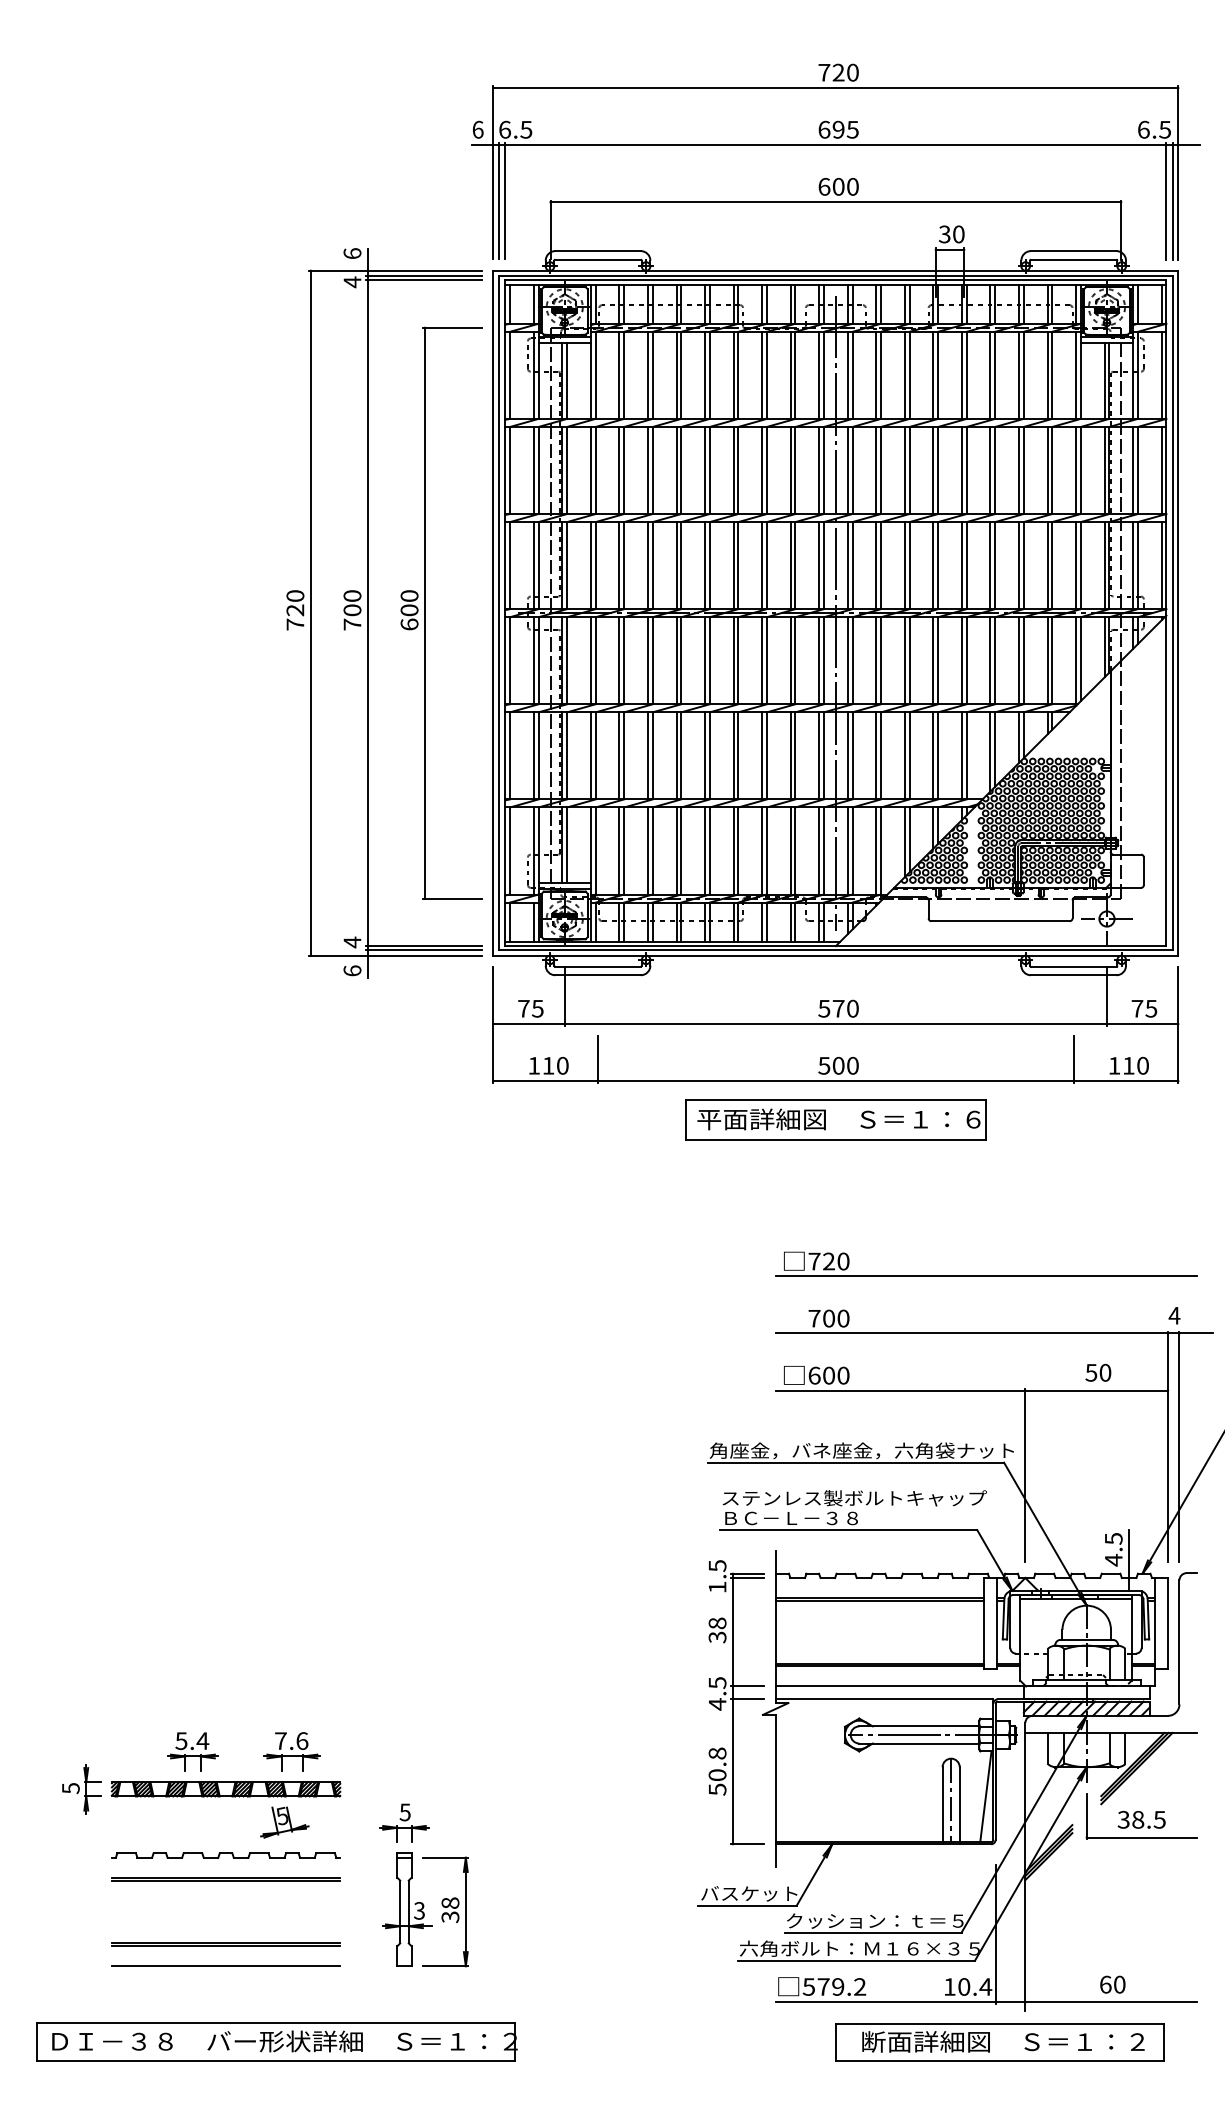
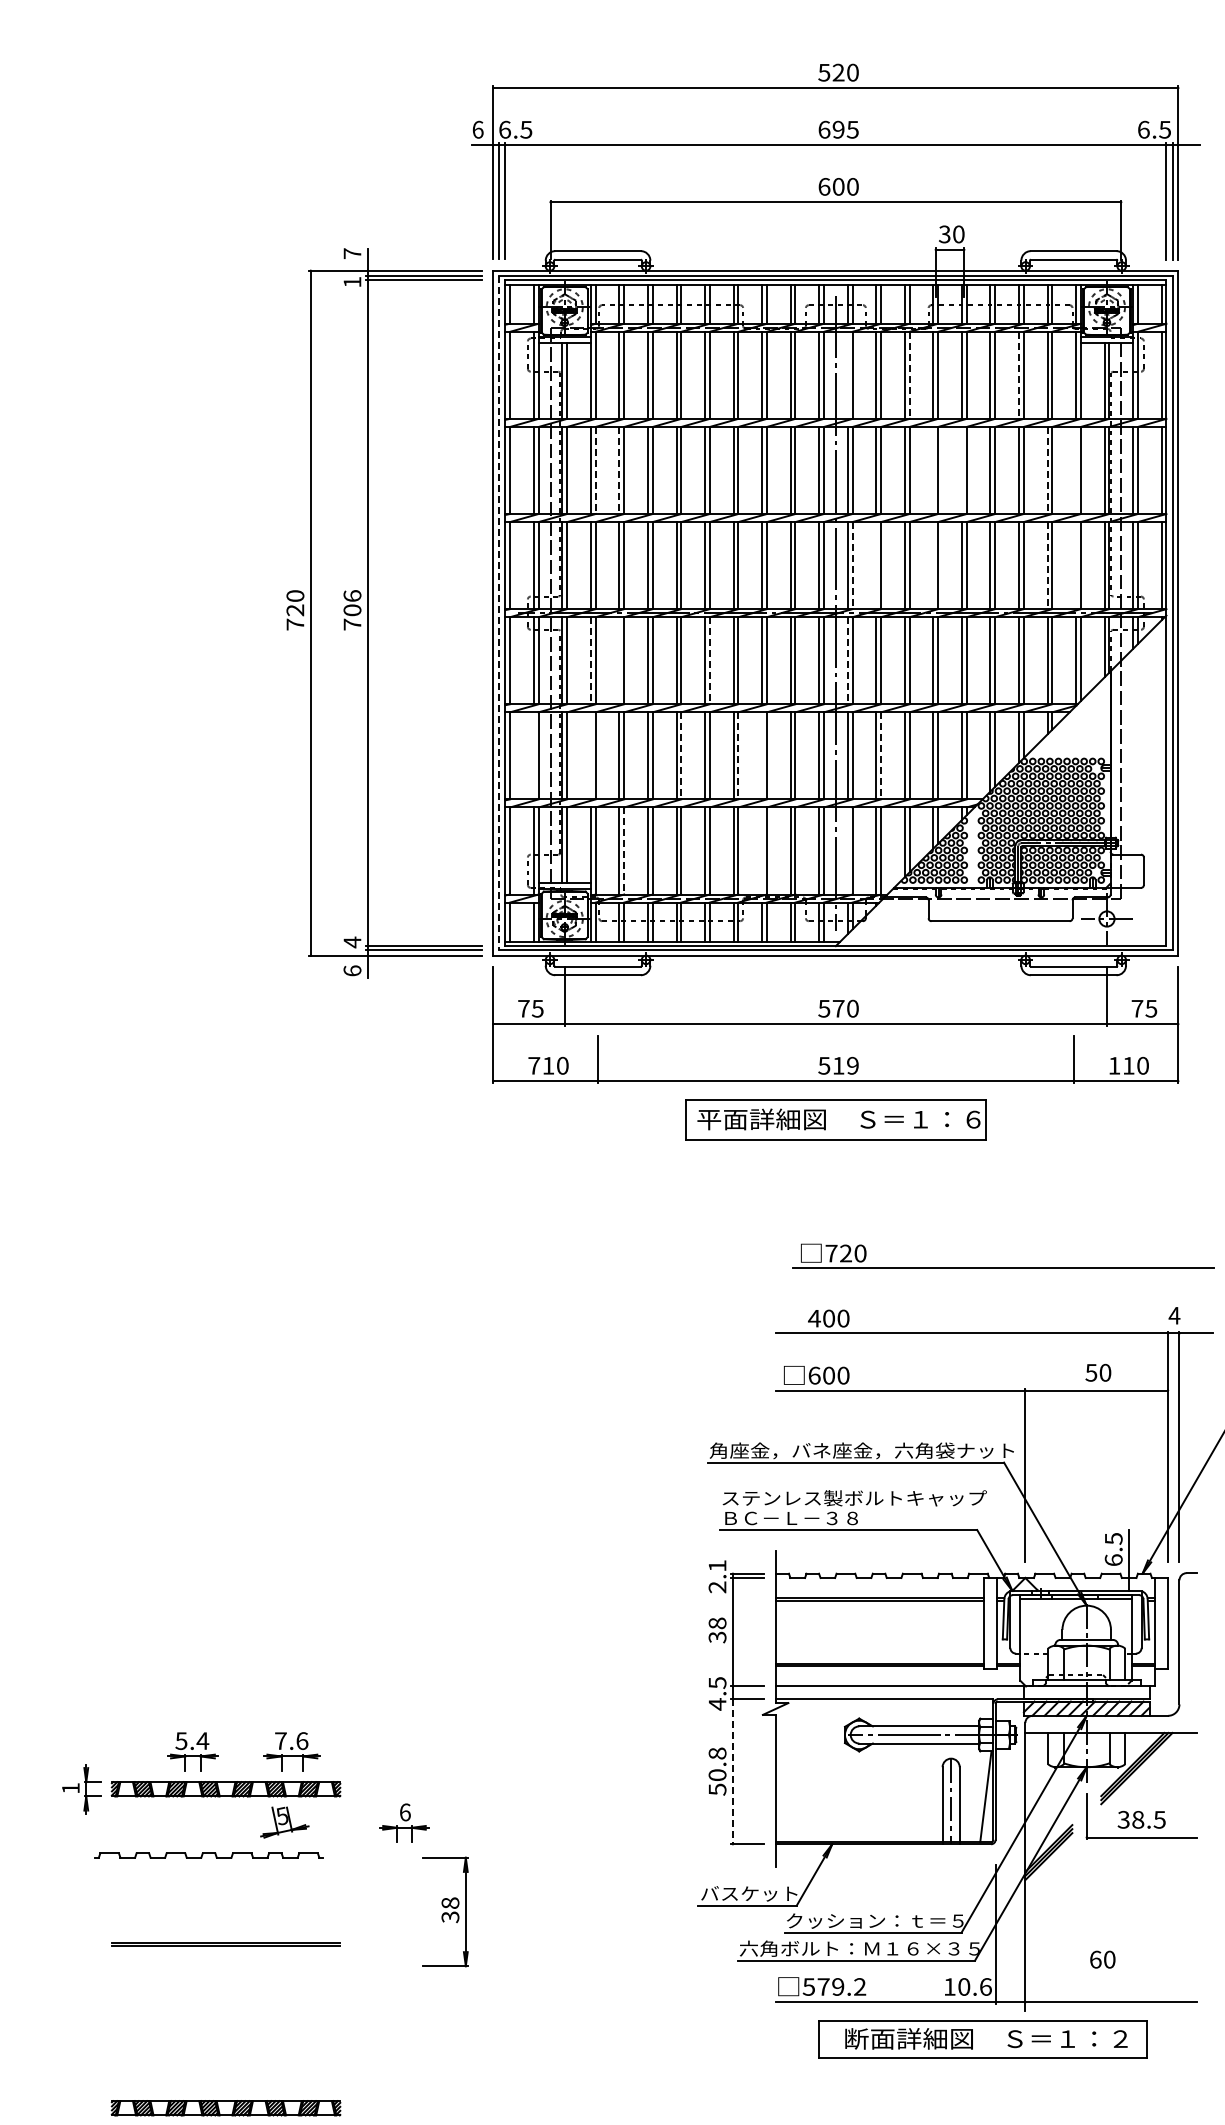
text: 720 -> 520 (824, 72)
text: 6 -> 7 (352, 253)
text: 4 -> 1 (352, 282)
line: present -> none (847, 374)
line: solid -> dashed (909, 375)
line: solid -> dashed (1018, 375)
line: solid -> dashed (595, 470)
line: solid -> dashed (619, 470)
line: present -> none (933, 470)
line: present -> none (961, 470)
line: solid -> dashed (1047, 470)
line: present -> none (1076, 470)
line: solid -> dashed (852, 565)
line: present -> none (876, 565)
line: present -> none (933, 565)
line: solid -> dashed (1047, 565)
line: present -> none (1076, 565)
text: 700 -> 706 (352, 595)
part: present -> none (425, 612)
line: solid -> dashed (499, 613)
line: solid -> dashed (590, 660)
line: present -> none (619, 660)
line: solid -> dashed (709, 660)
line: solid -> dashed (847, 660)
line: present -> none (533, 755)
line: present -> none (590, 755)
line: solid -> dashed (681, 755)
line: solid -> dashed (738, 755)
line: present -> none (762, 755)
line: solid -> dashed (881, 755)
line: present -> none (762, 850)
line: present -> none (847, 850)
line: solid -> dashed (624, 851)
text: 110 -> 710 (534, 1065)
text: 500 -> 519 (845, 1065)
part position: (986, 1275) -> (1003, 1267) (1003, 1267)
text: 700 -> 400 (814, 1318)
text: 4.5 -> 6.5 (1113, 1559)
text: 1.5 -> 2.1 (717, 1576)
line: solid -> dashed (732, 1772)
text: 5 -> 1 (70, 1788)
text: 5 -> 6 (404, 1812)
part position: (225, 1855) -> (208, 1855) (208, 1855)
line: present -> none (225, 1878)
part: present -> none (407, 1909)
line: present -> none (225, 1965)
text position: (1112, 1984) -> (1102, 1959) (1102, 1959)
text: 10.4 -> 10.6 (985, 1986)
part: present -> none (276, 2041)
part position: (999, 2042) -> (982, 2039) (982, 2039)
part: none -> present (225, 2108)
